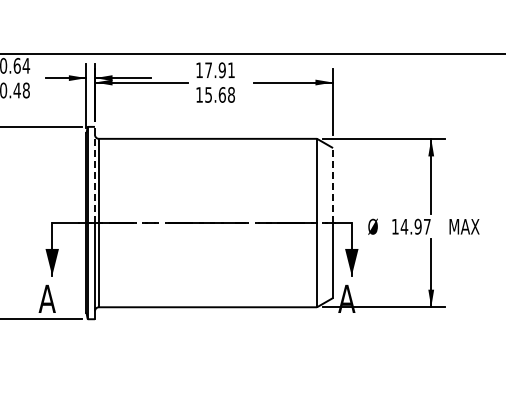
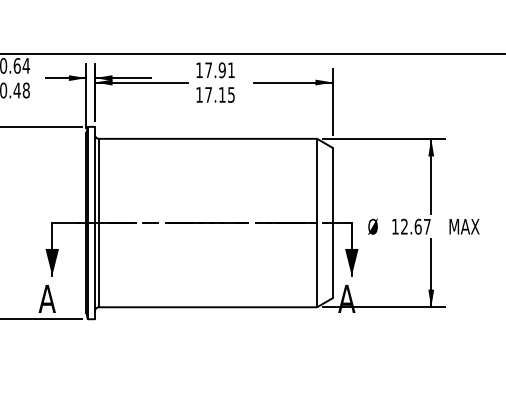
text: 15.68 -> 17.15 (219, 94)
line: dashed -> solid (94, 174)
line: dashed -> solid (333, 185)
text: 14.97 -> 12.67 (410, 226)
